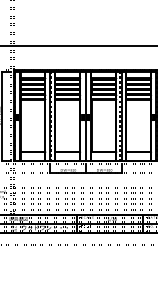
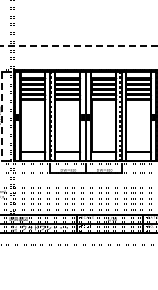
line: solid -> dashed (79, 46)
line: solid -> dashed (2, 116)
